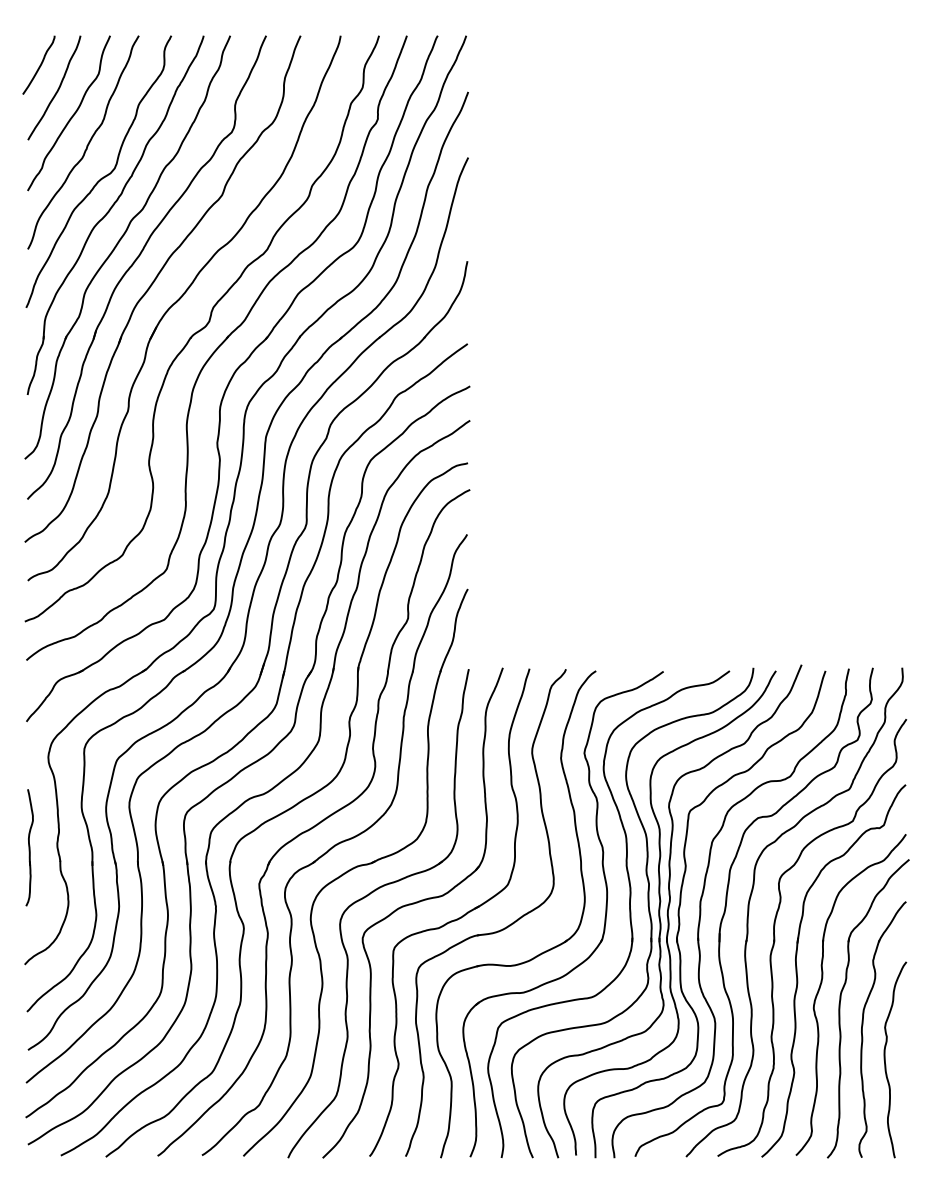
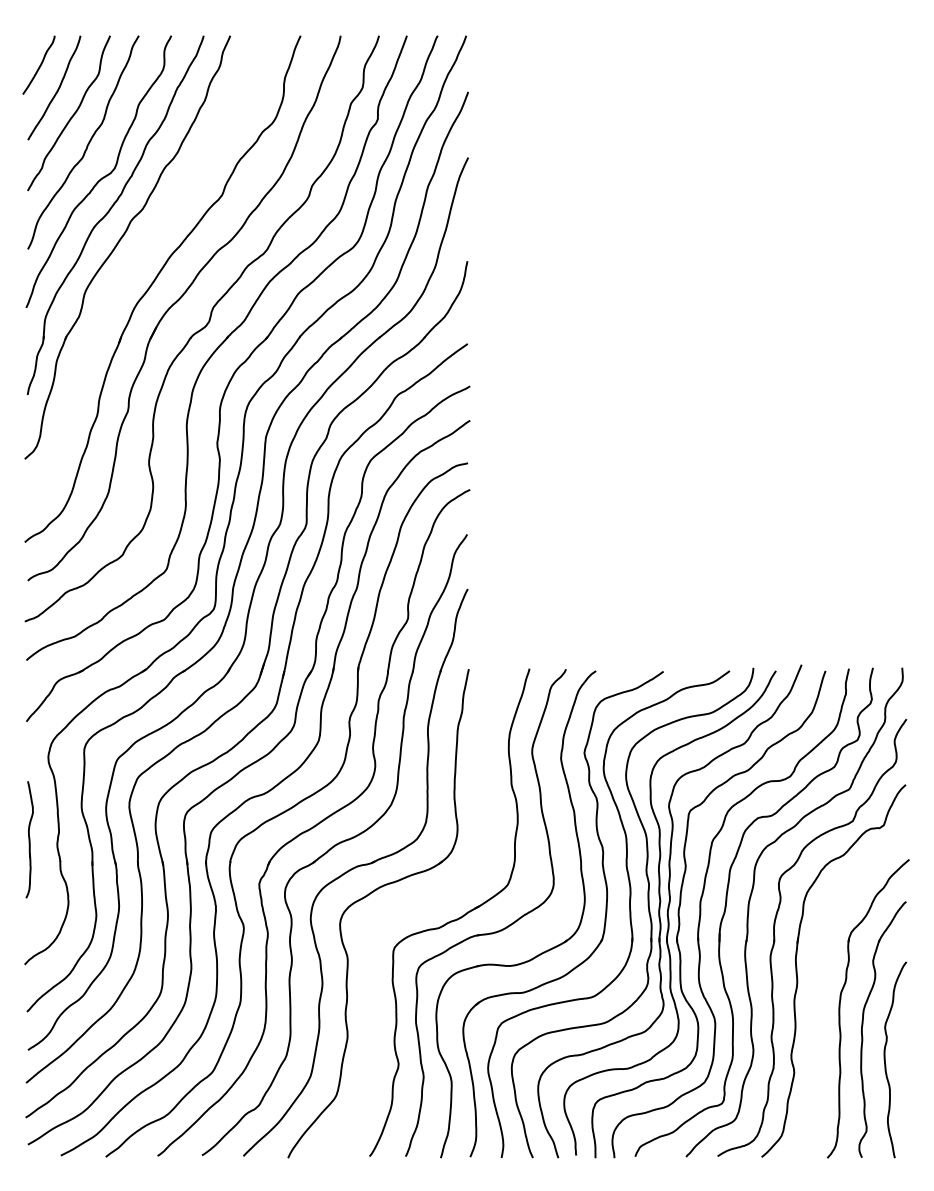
part: present -> none (138, 258)
part position: (29, 847) -> (29, 839) (29, 839)
part: present -> none (410, 905)
part: present -> none (821, 985)
